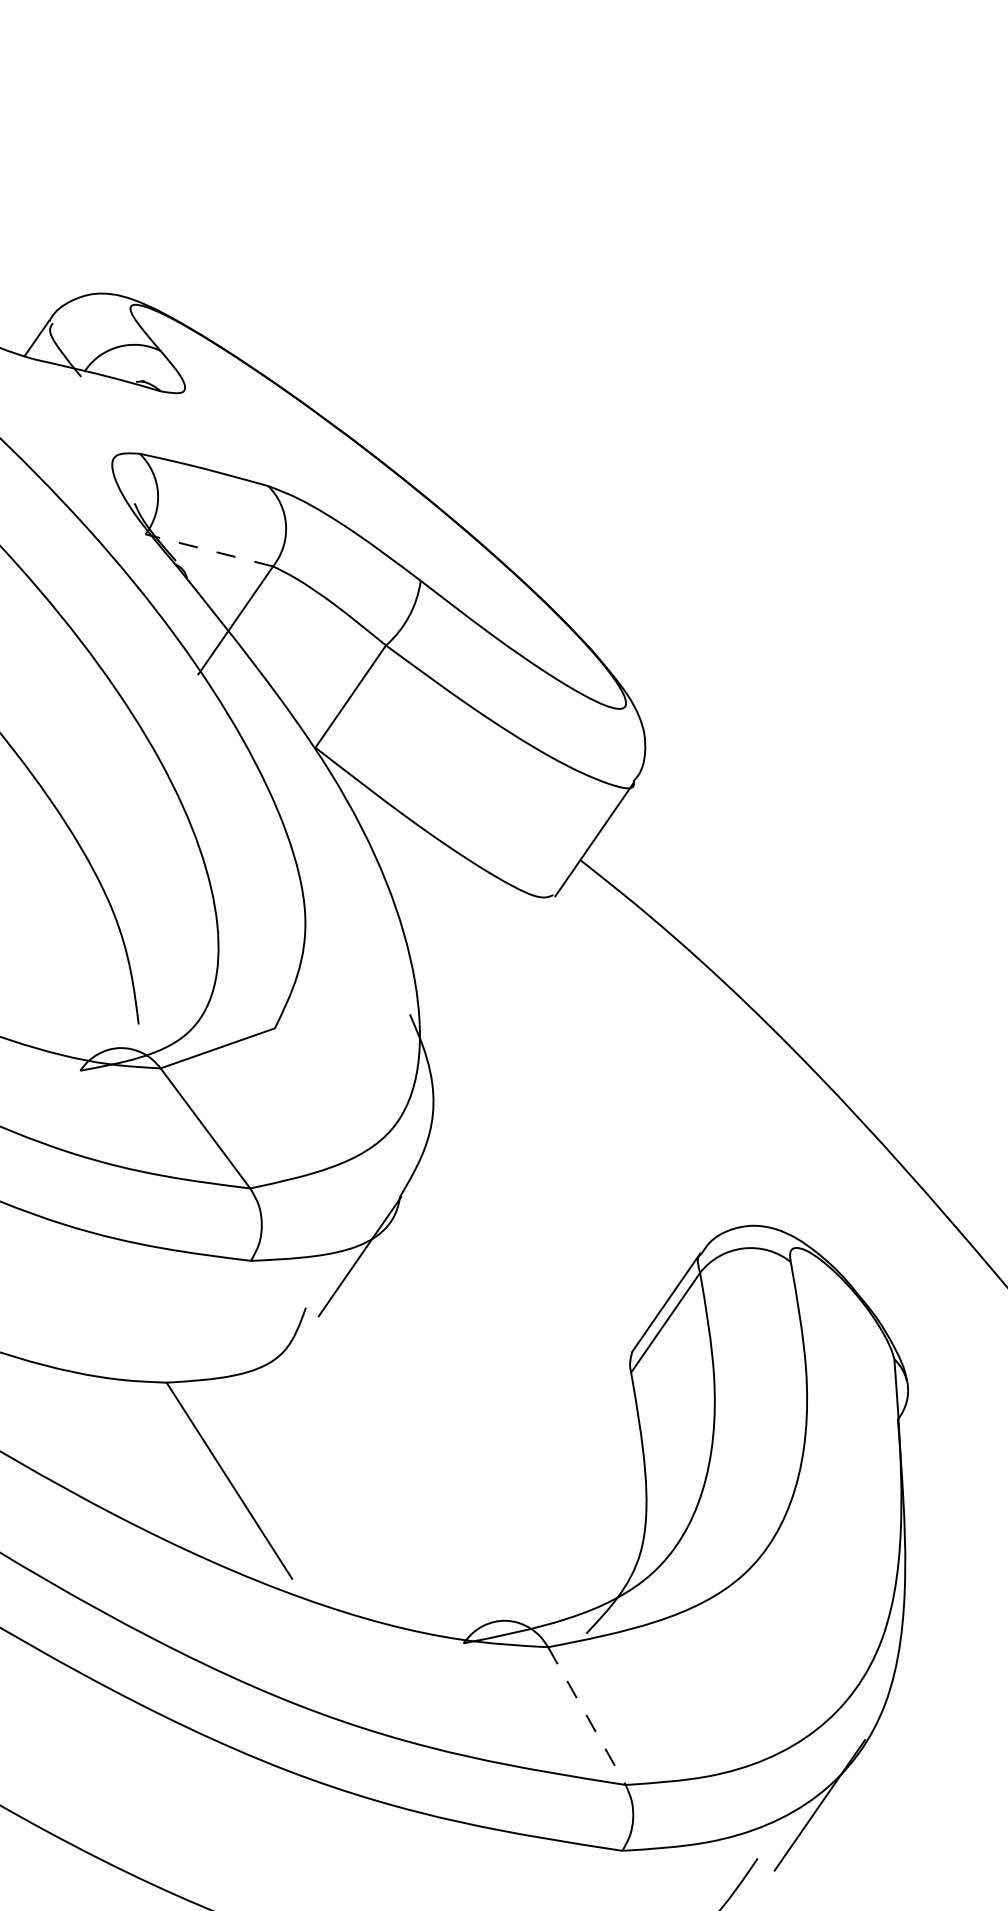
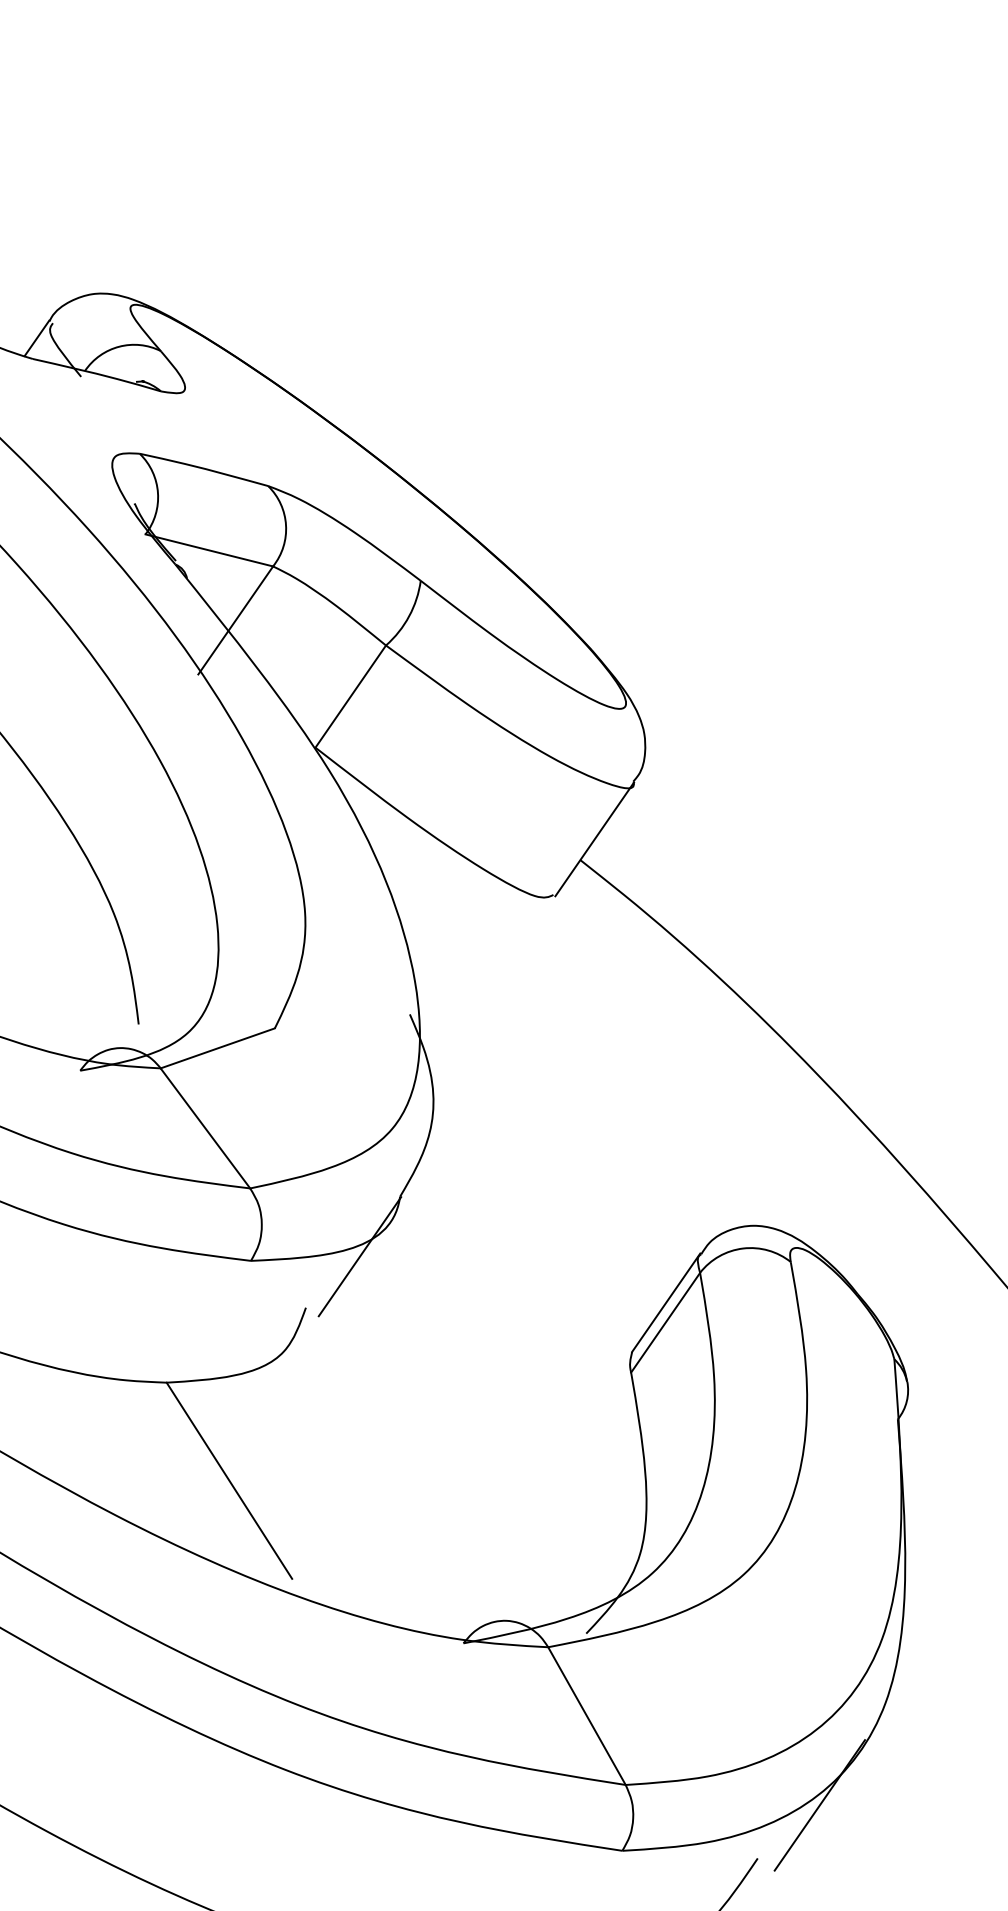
line: dashed -> solid (209, 550)
line: dashed -> solid (587, 1716)
